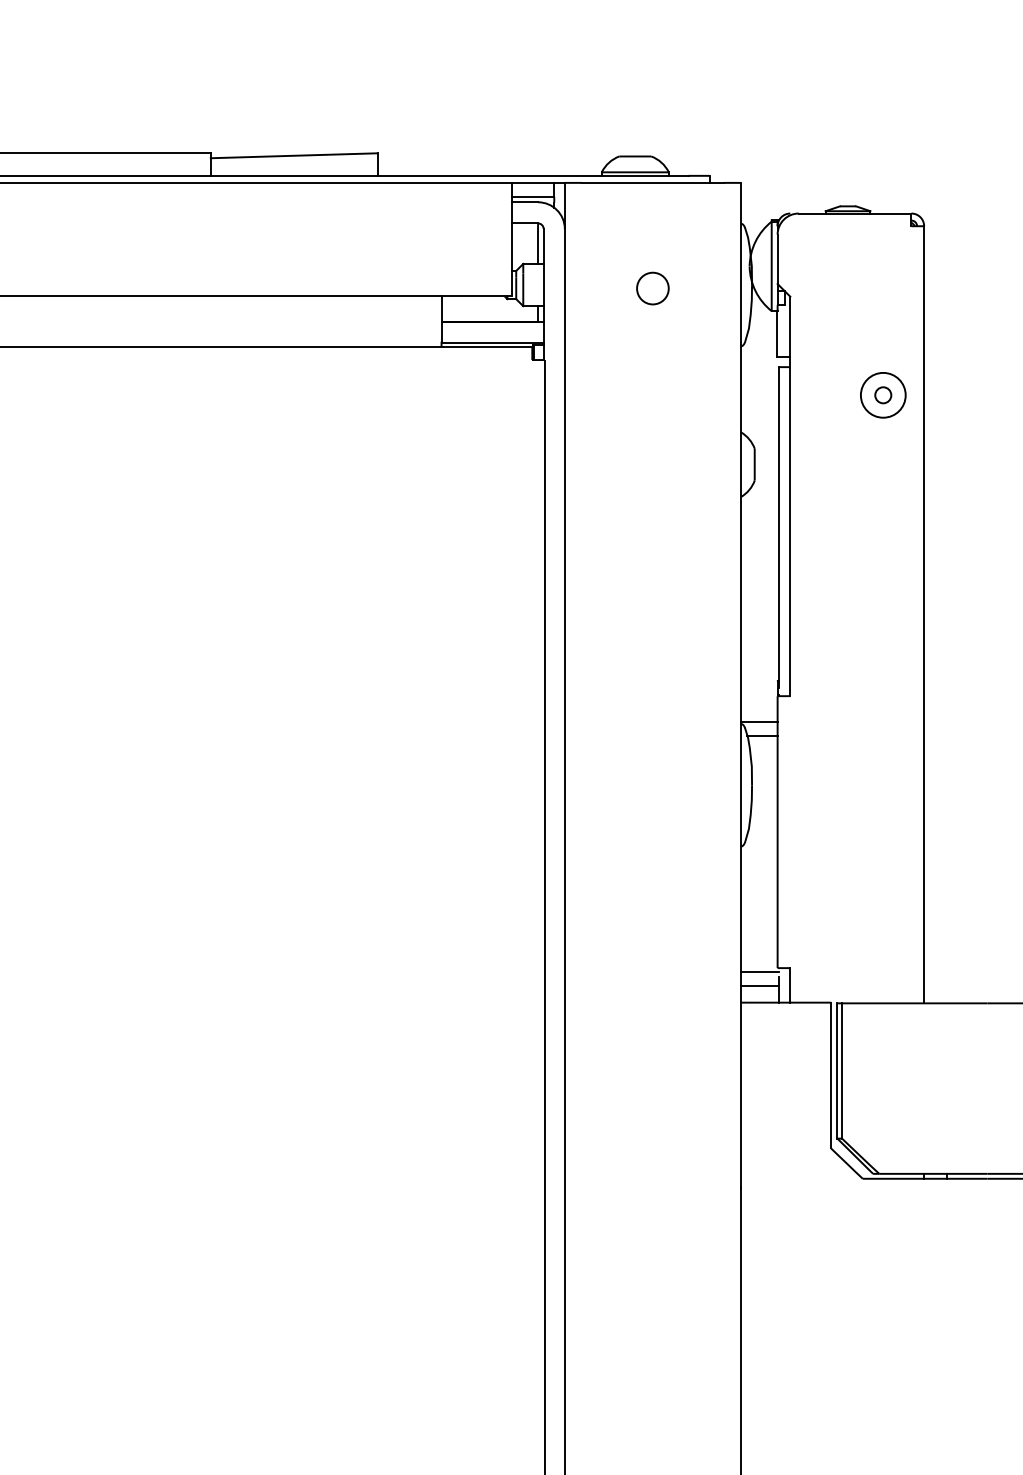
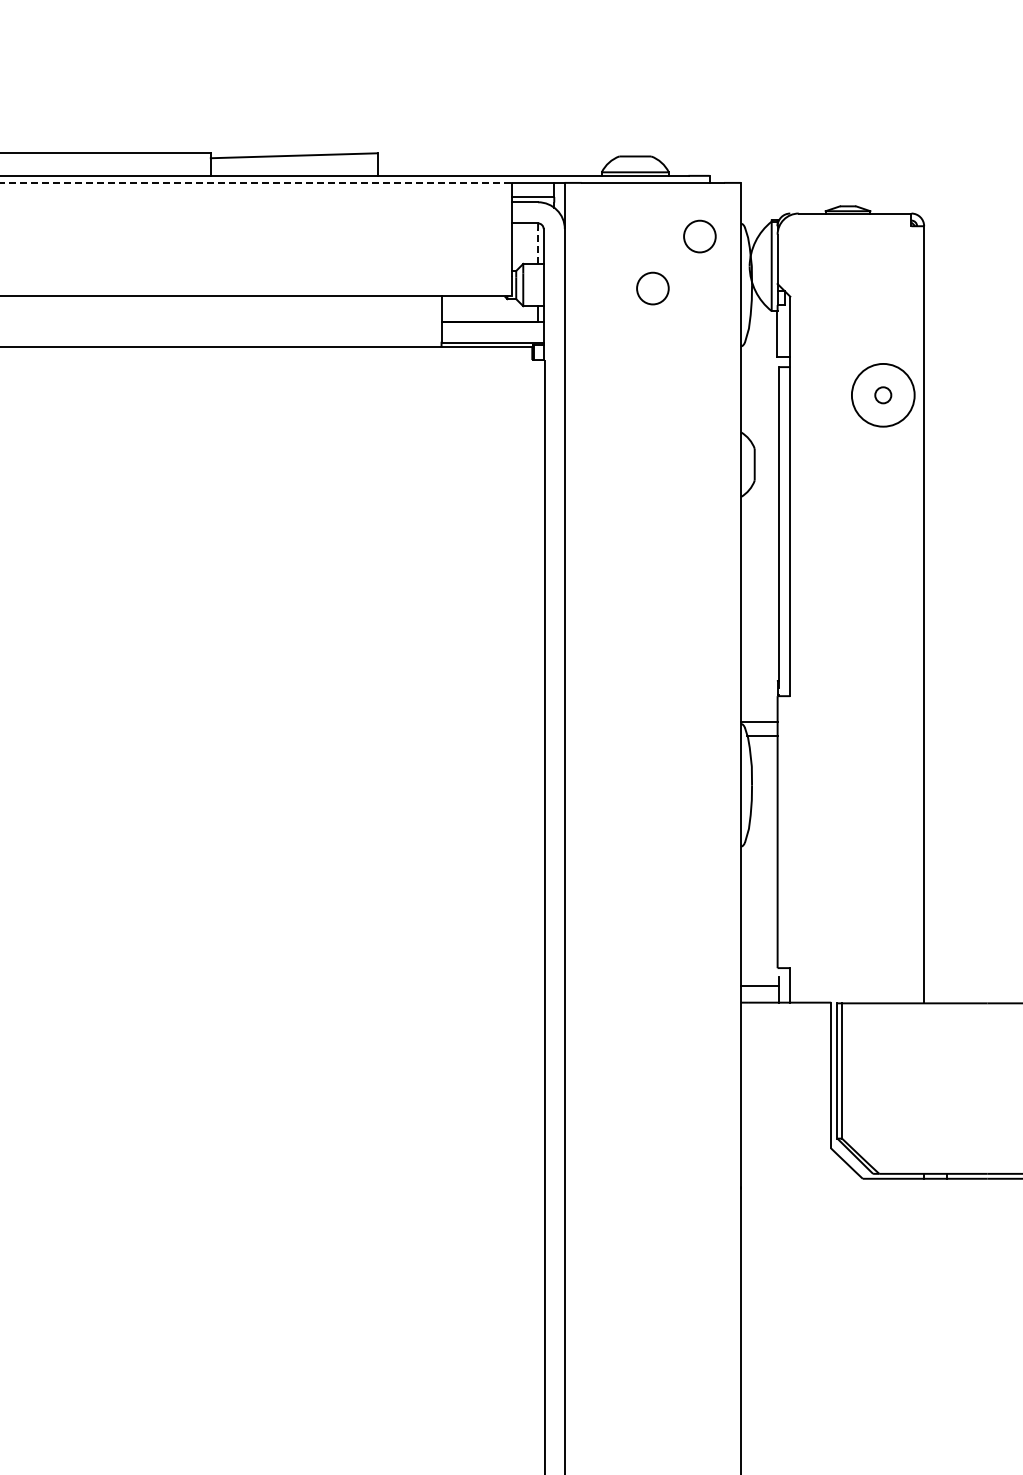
line: solid -> dashed (257, 182)
circle: none -> present (699, 236)
line: solid -> dashed (538, 245)
circle diameter: 45 px -> 63 px (882, 394)
line: present -> none (759, 972)
